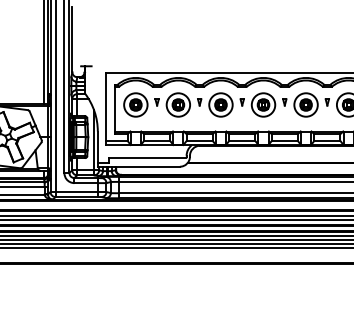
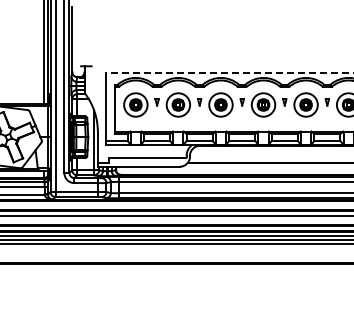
line: solid -> dashed (229, 73)
line: present -> none (176, 219)
line: present -> none (176, 247)
